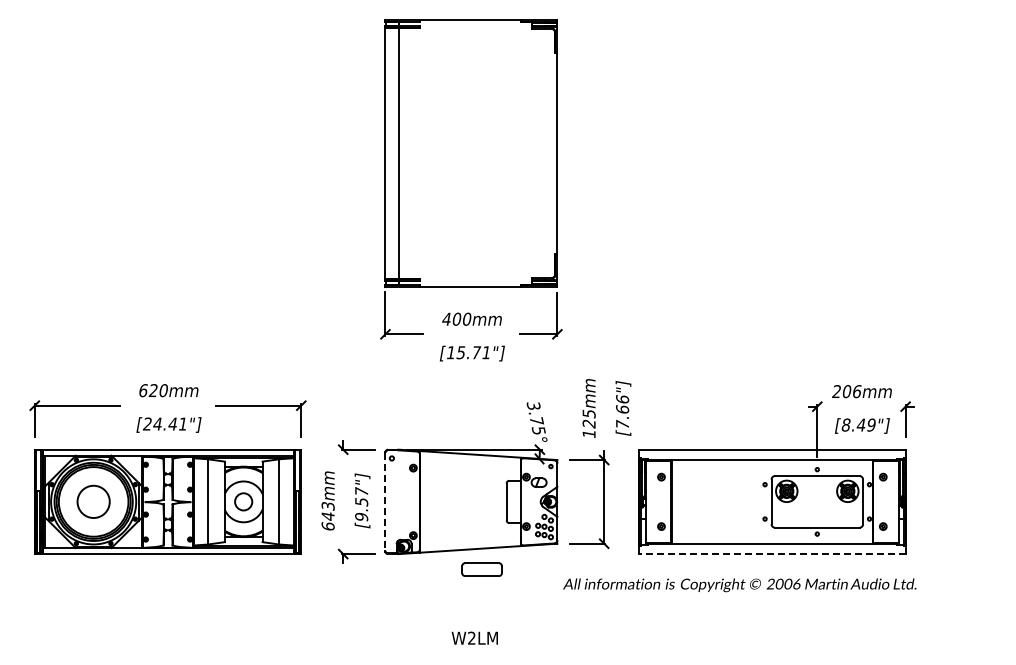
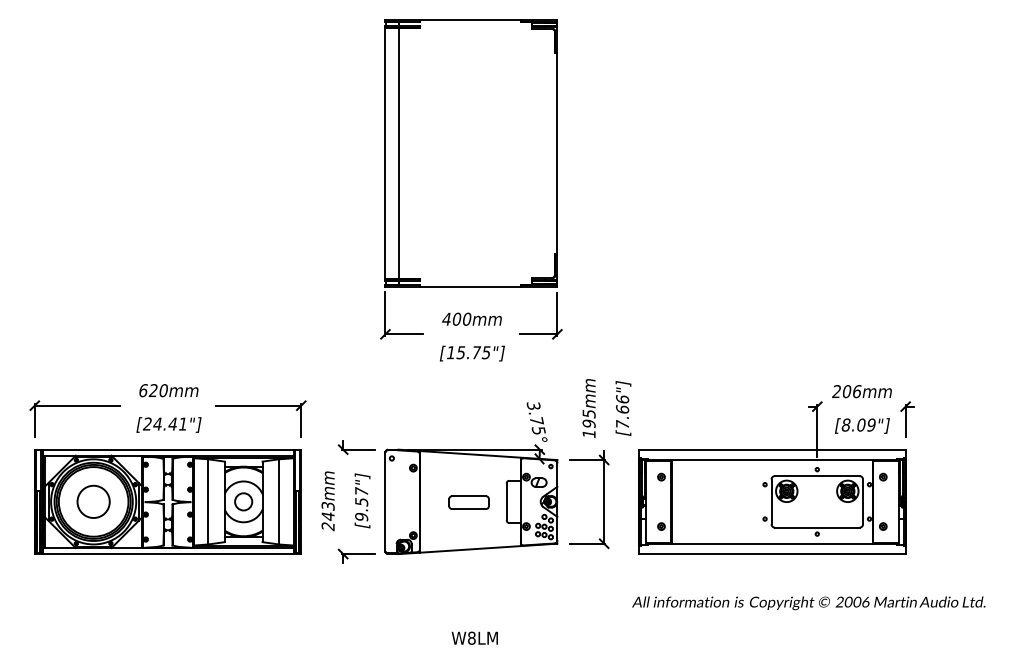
text: [15.71"] -> [15.75"] (485, 352)
text: 125mm -> 195mm (588, 423)
text: [8.49"] -> [8.09"] (860, 424)
line: dashed -> solid (385, 502)
text: 643mm -> 243mm (327, 526)
line: dashed -> solid (771, 554)
part position: (481, 569) -> (468, 502) (468, 502)
text position: (739, 585) -> (808, 603) (808, 603)
text: W2LM -> W8LM (471, 637)
